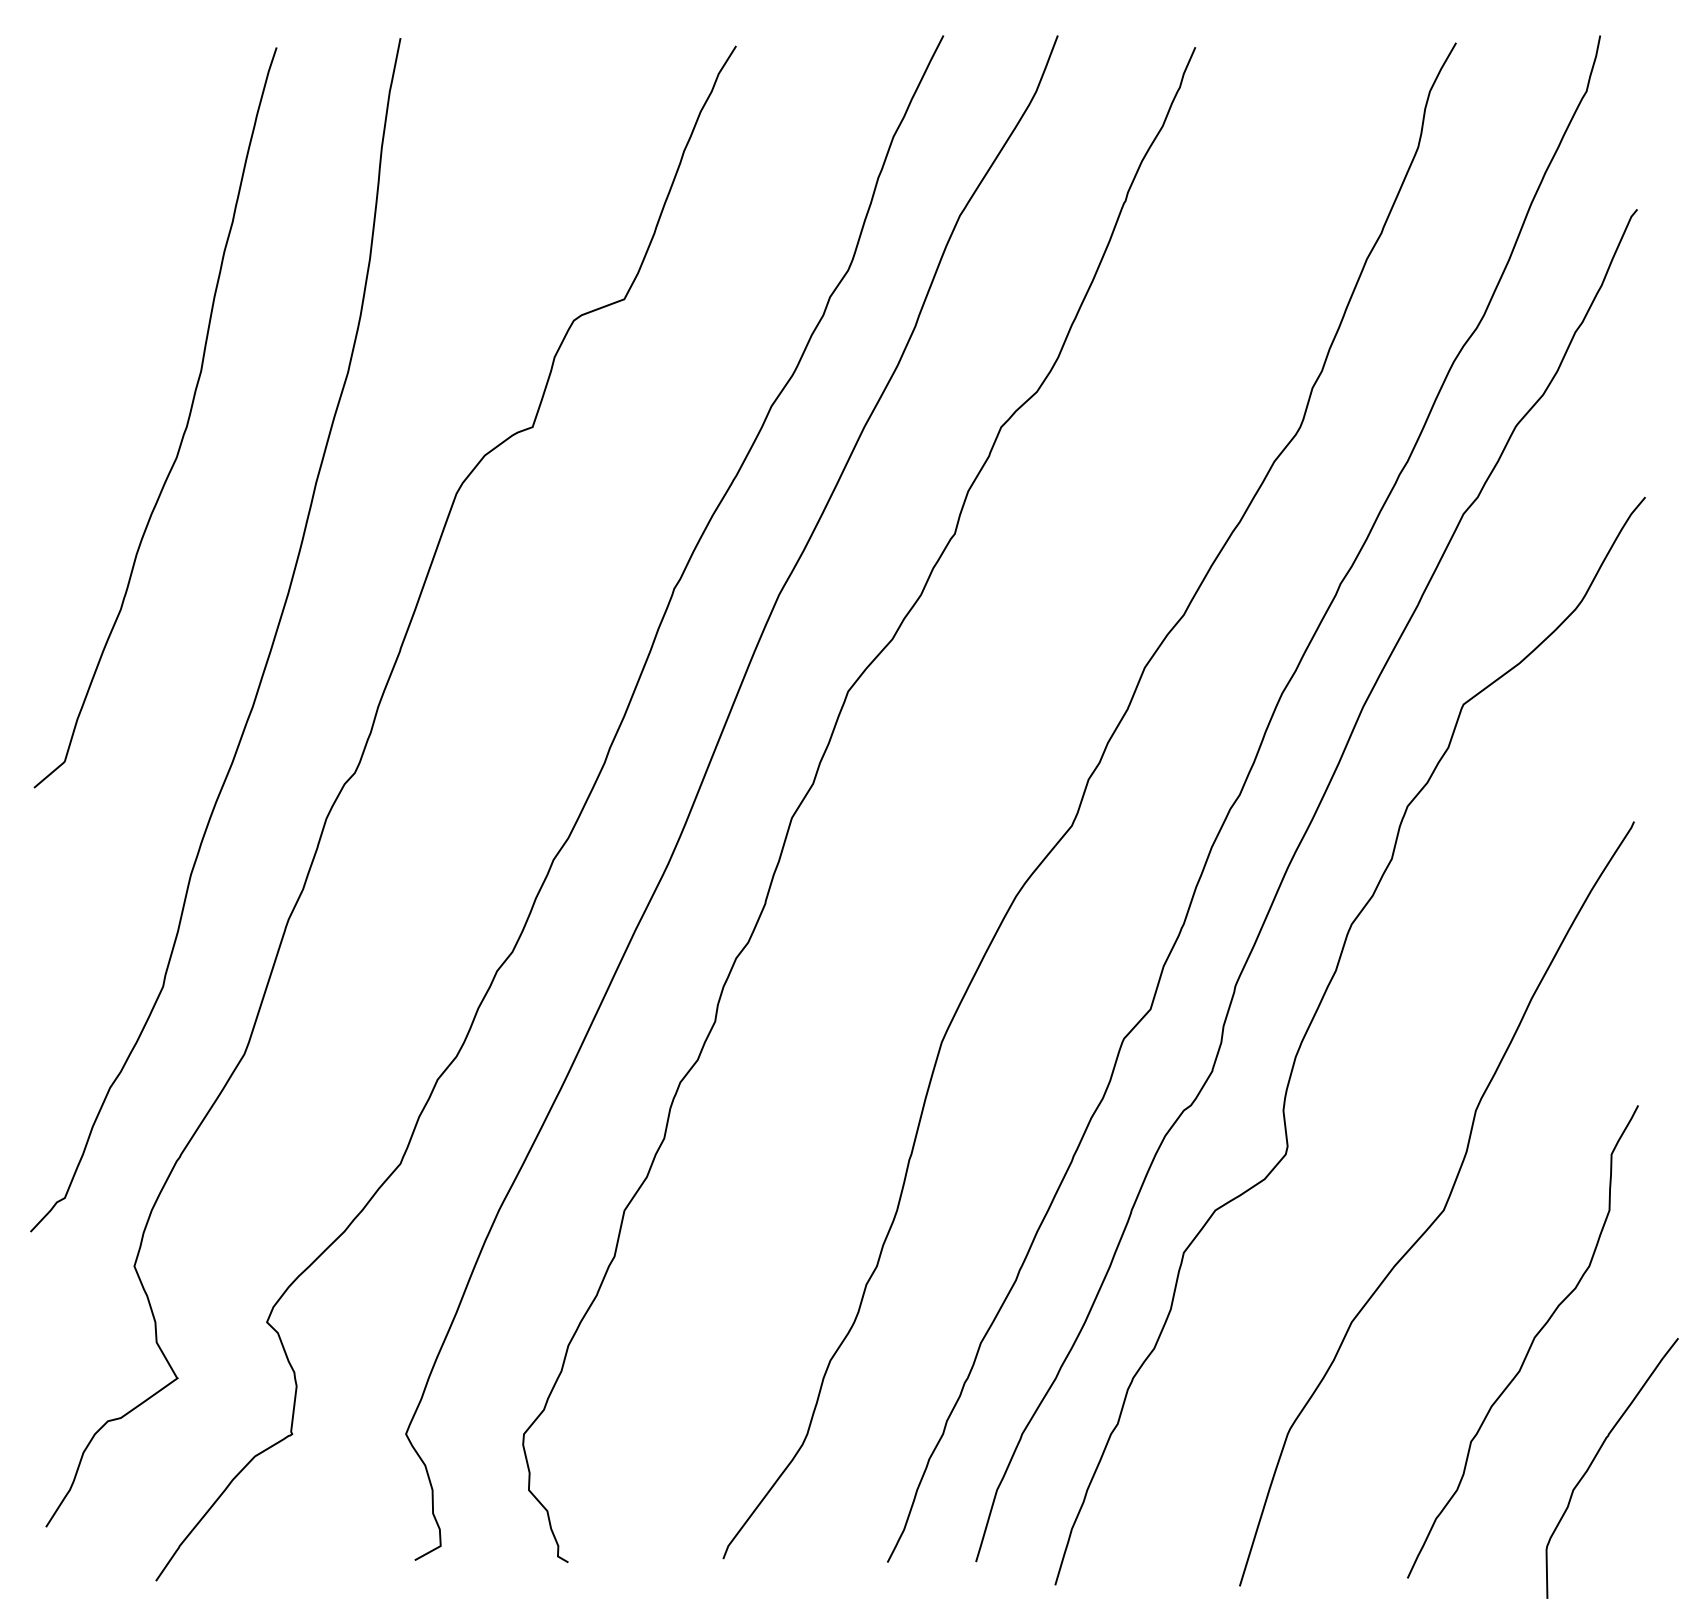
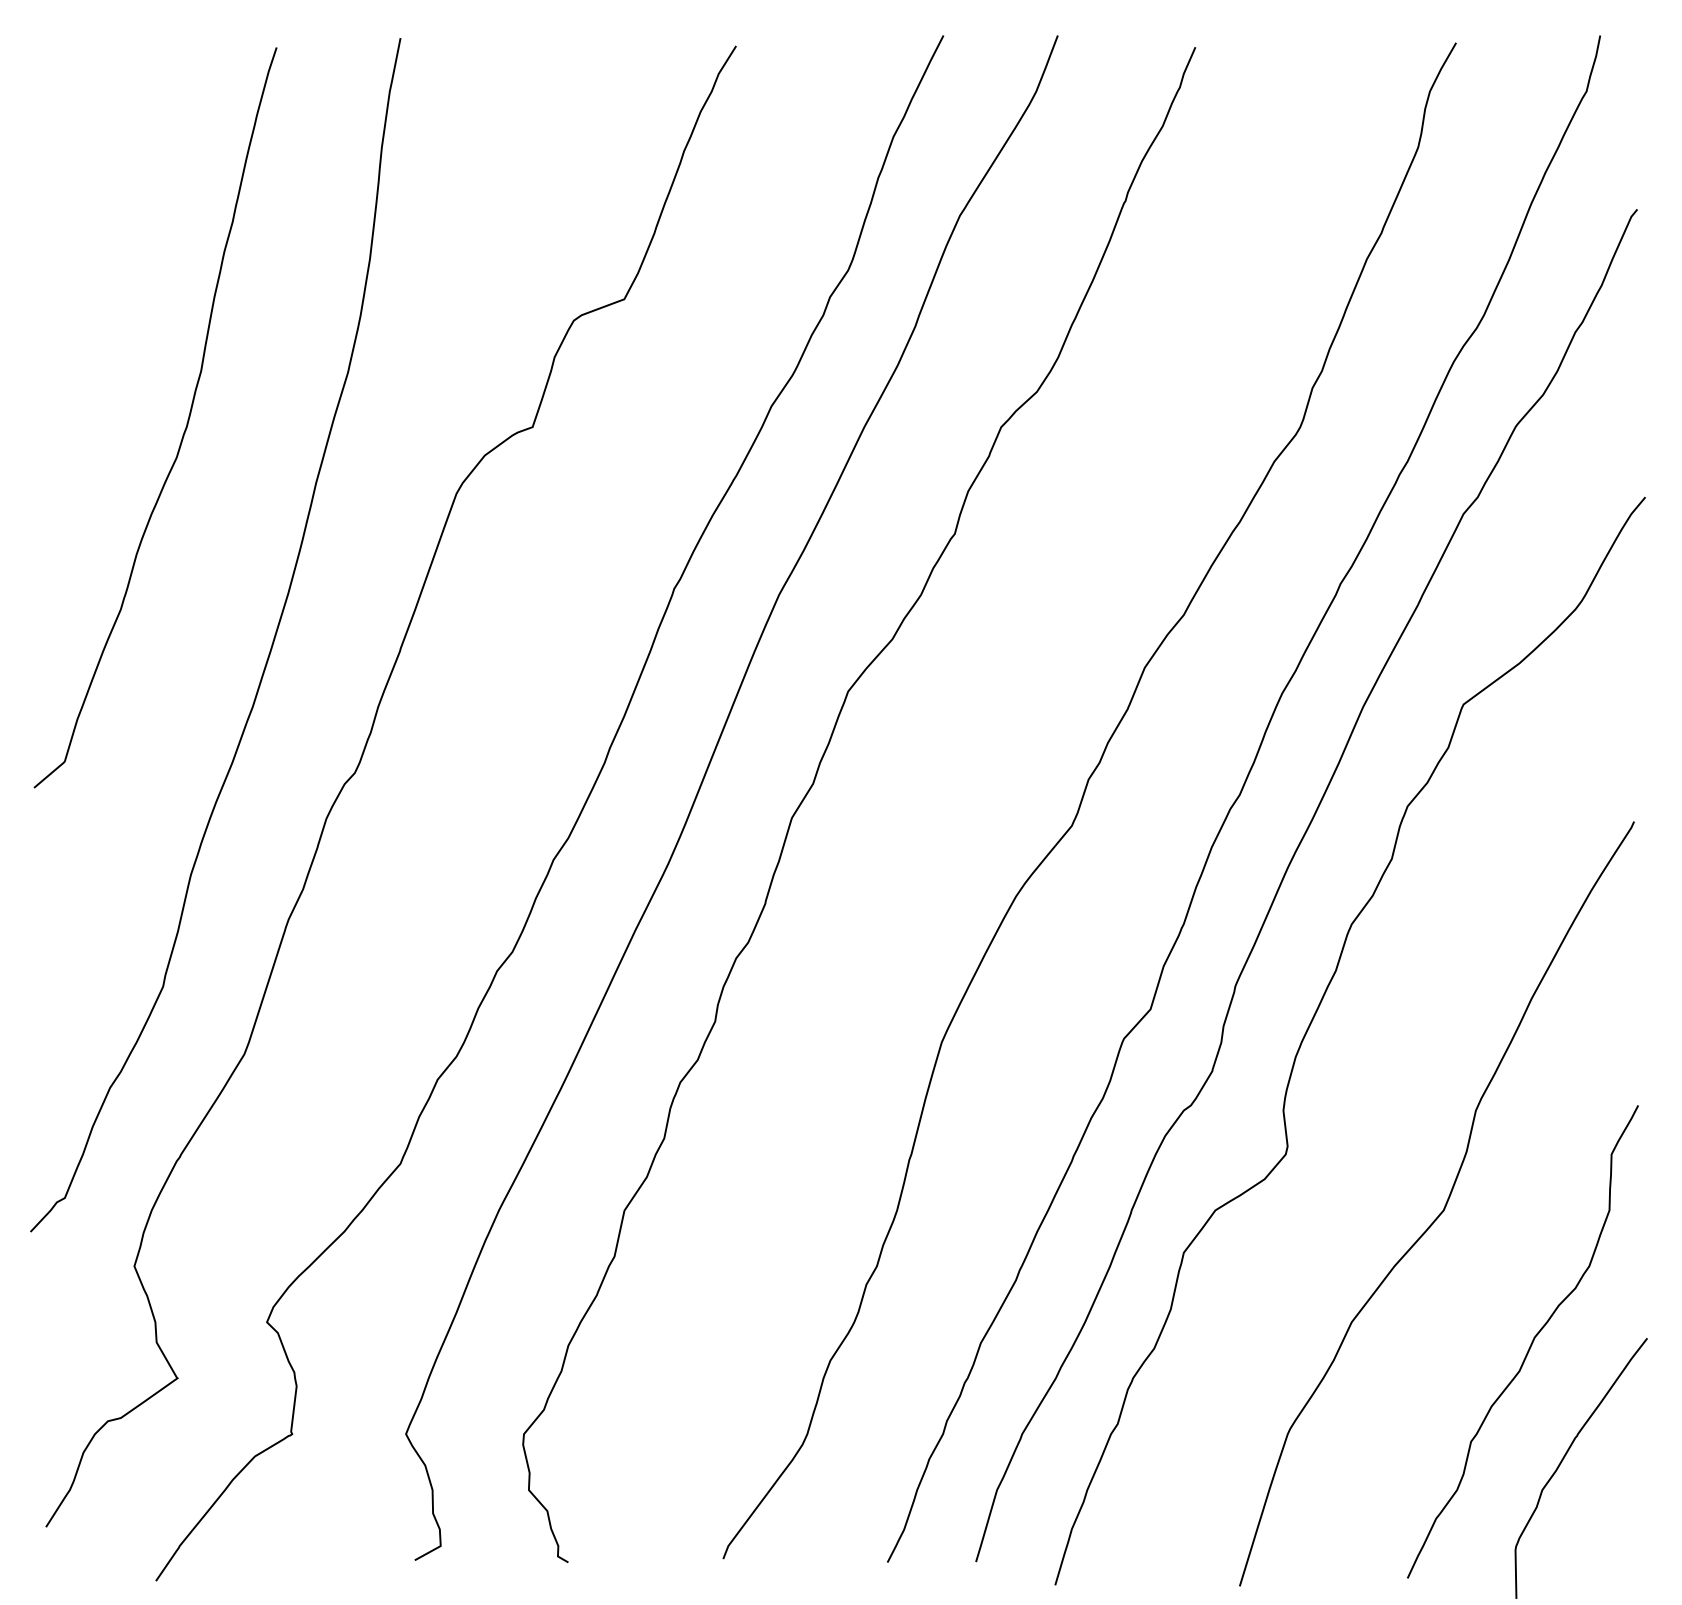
curve position: (1594, 1460) -> (1563, 1460) (1563, 1460)
